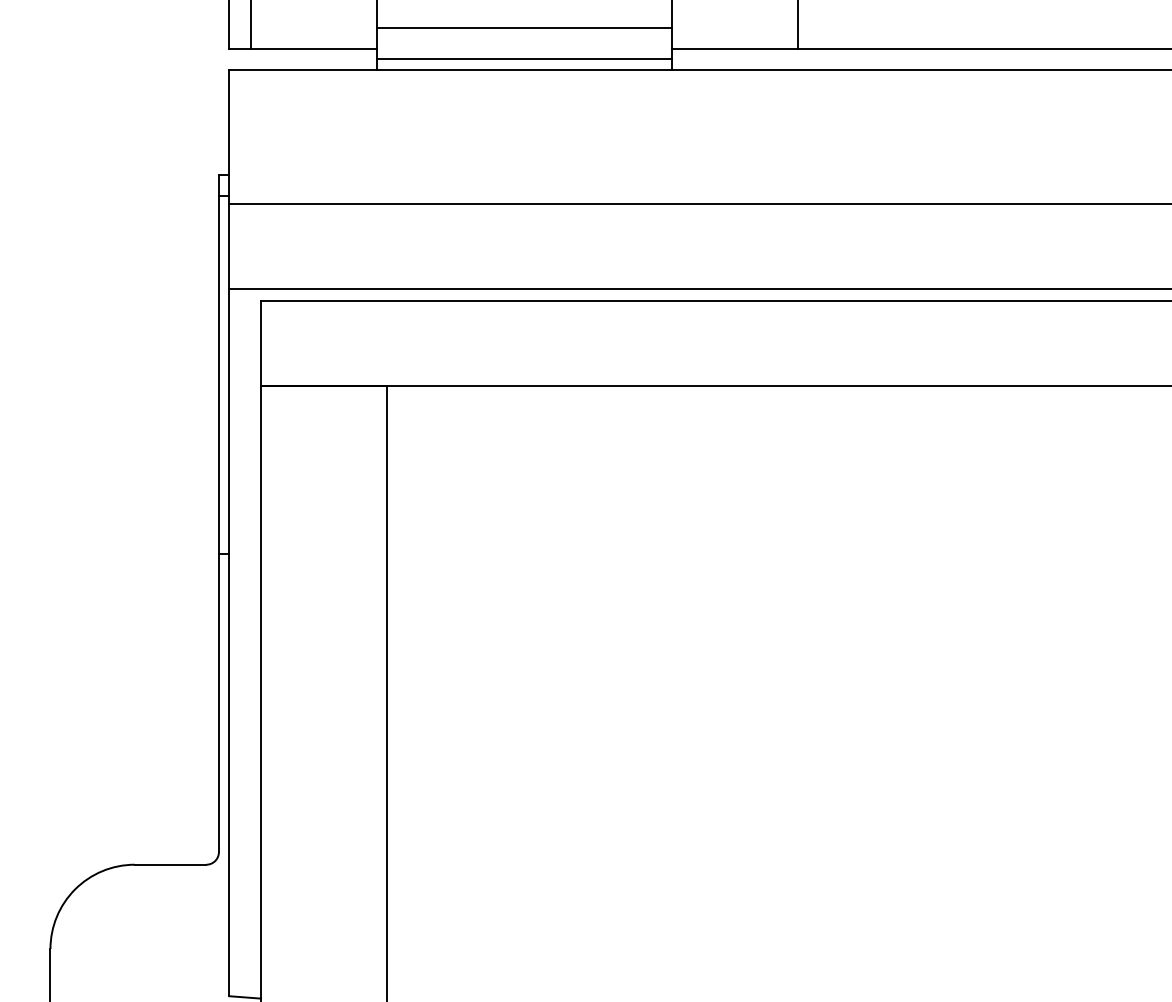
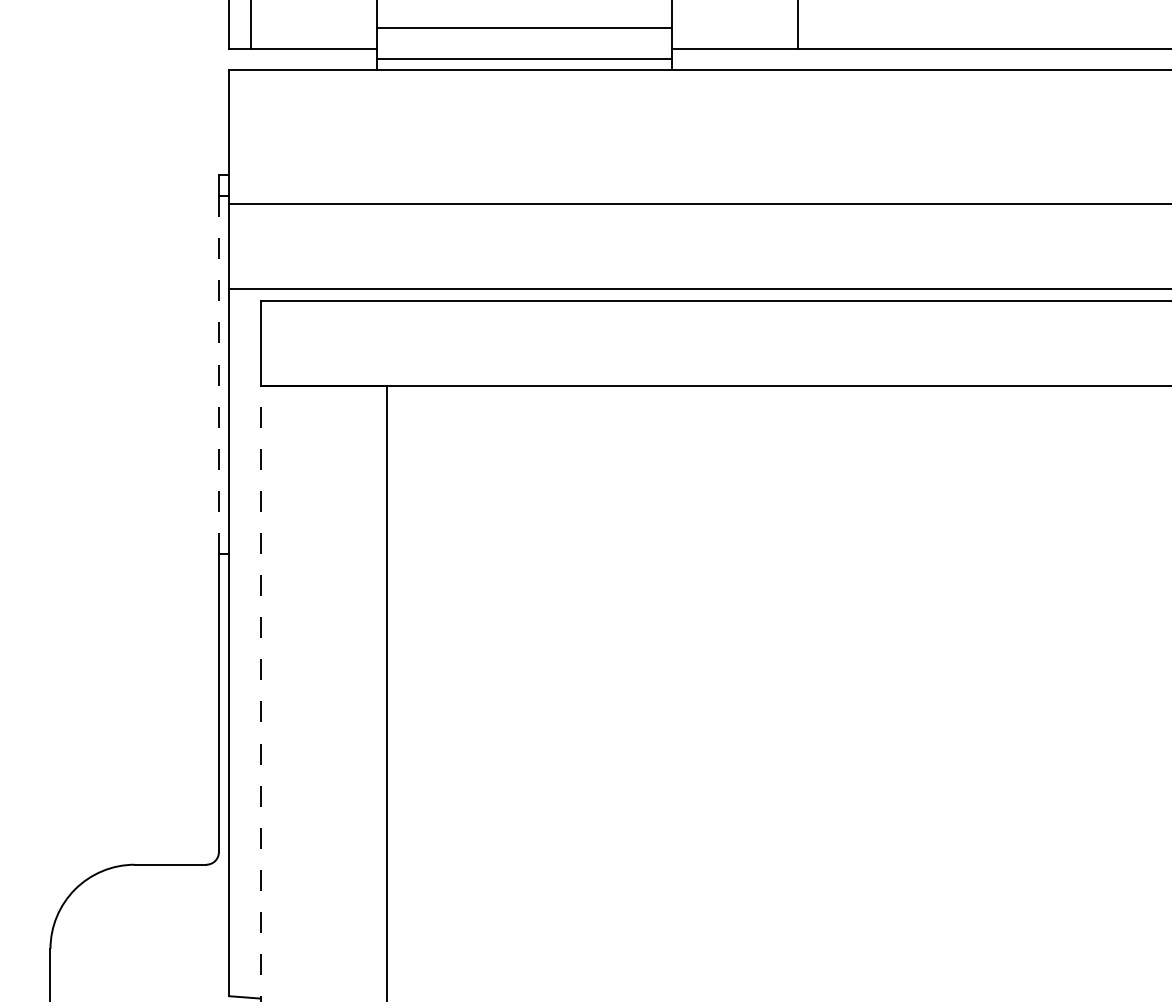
line: solid -> dashed (218, 375)
line: solid -> dashed (261, 692)
